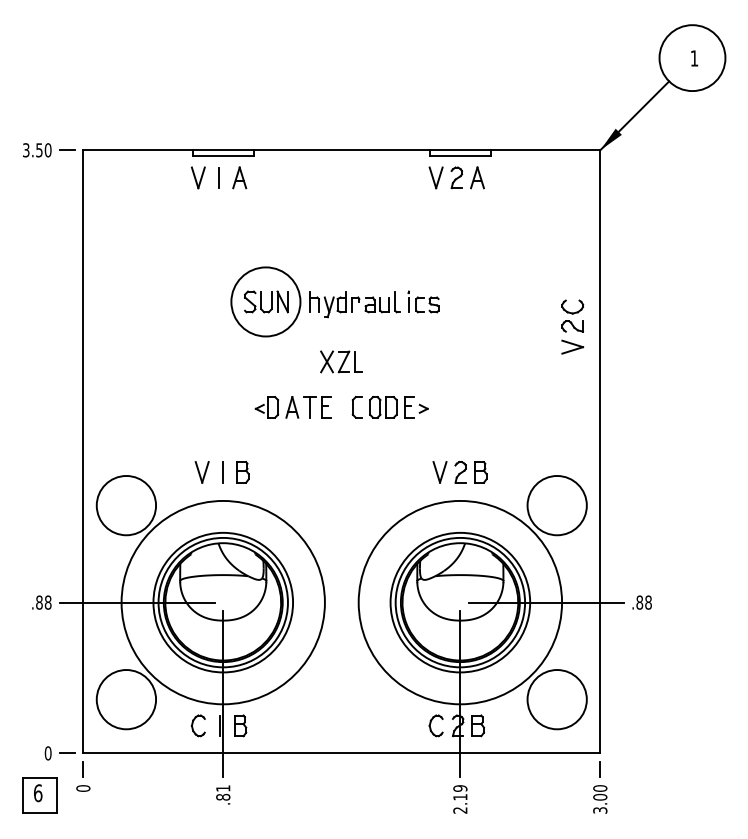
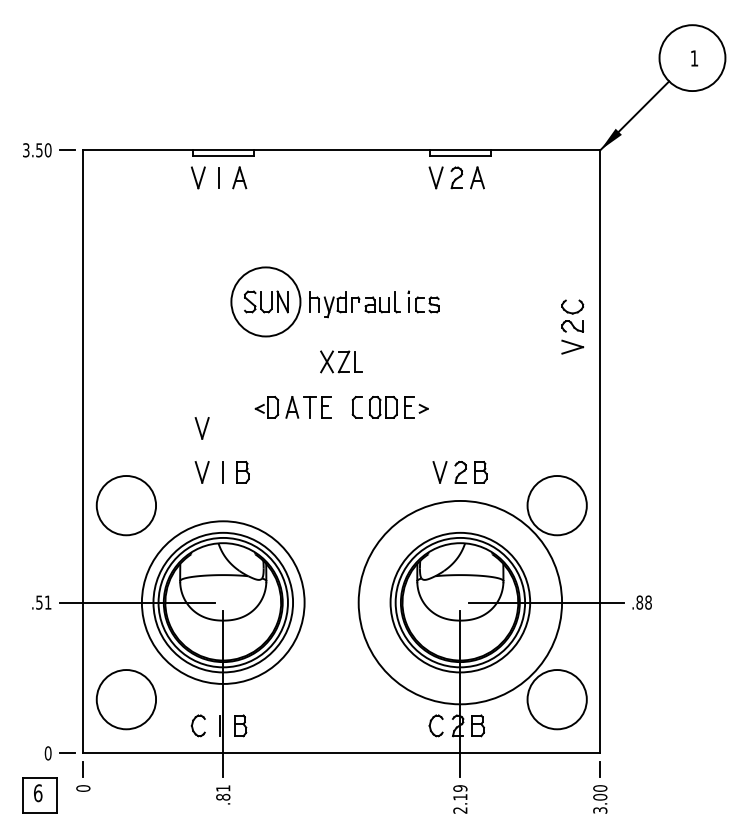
part: none -> present (201, 428)
text: .88 -> .51 (43, 602)
circle diameter: 203 px -> 163 px (222, 602)
